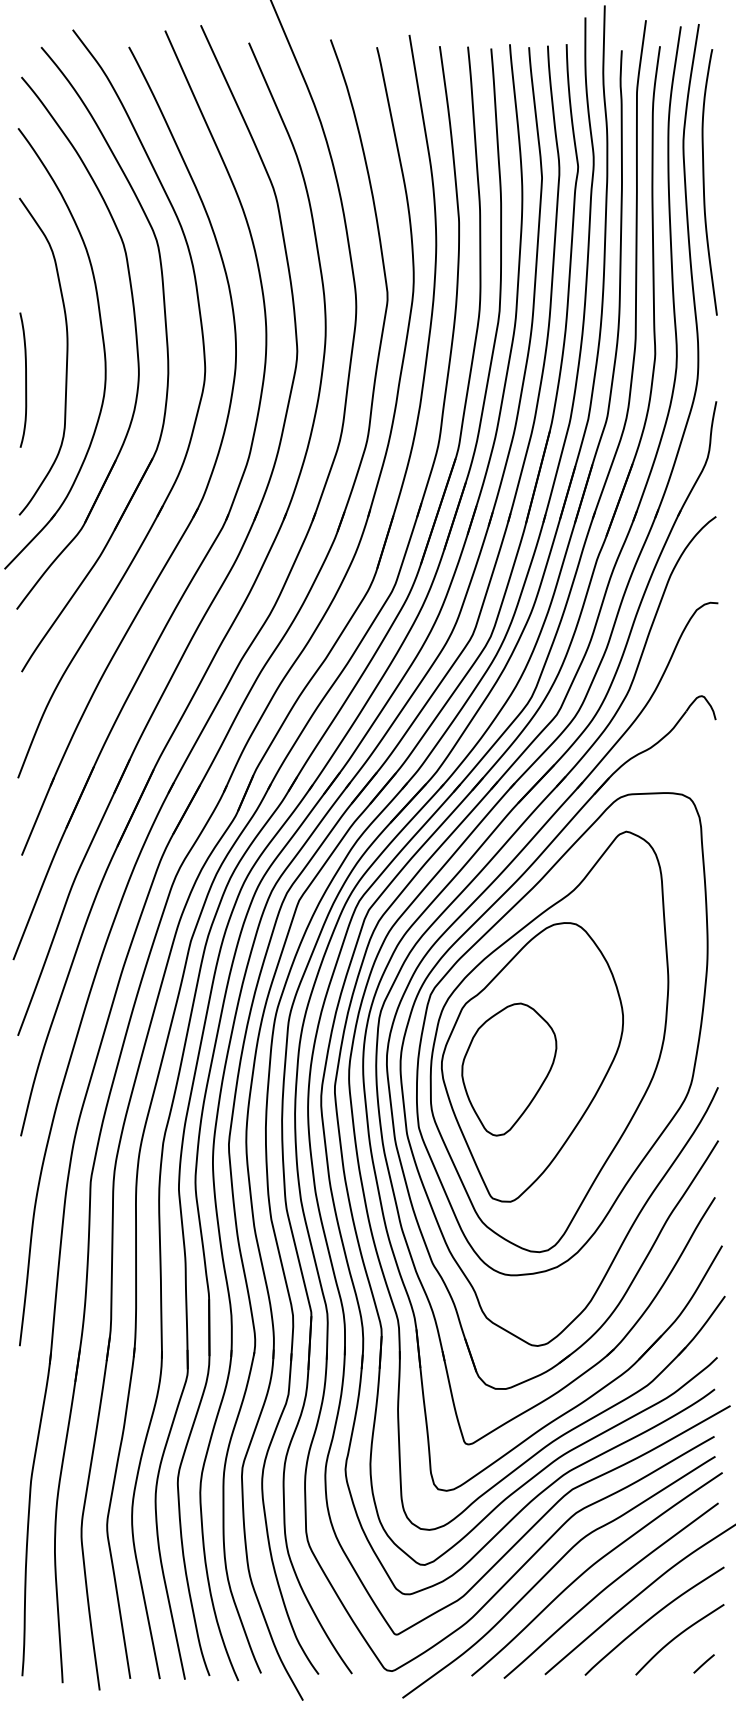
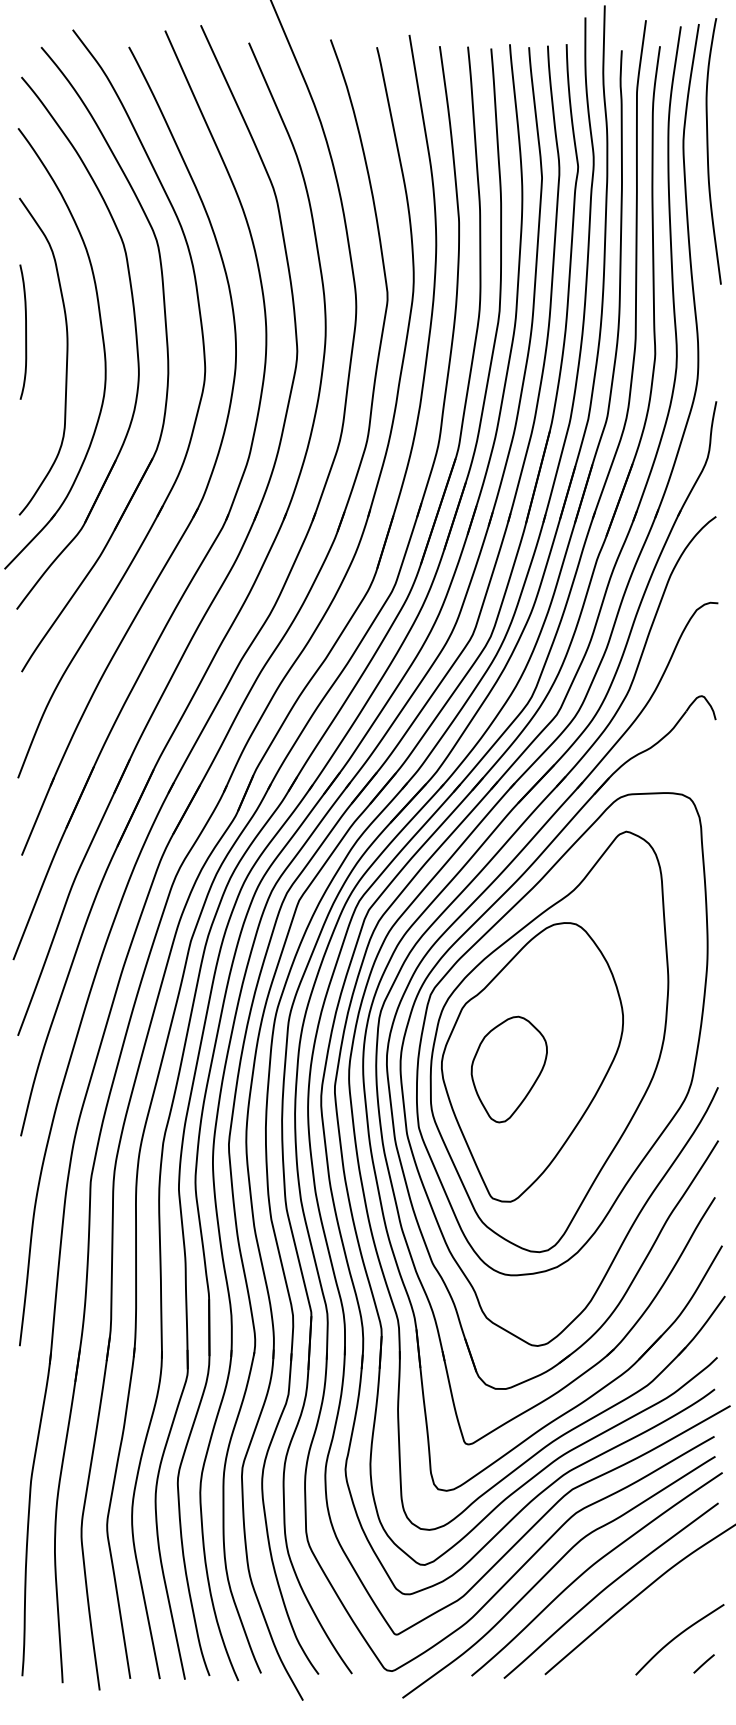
curve position: (704, 182) -> (708, 151) (708, 151)
curve position: (25, 379) -> (25, 331) (25, 331)
part size: 97x135 px -> 78x109 px (508, 1069)
curve: present -> none (652, 1618)
